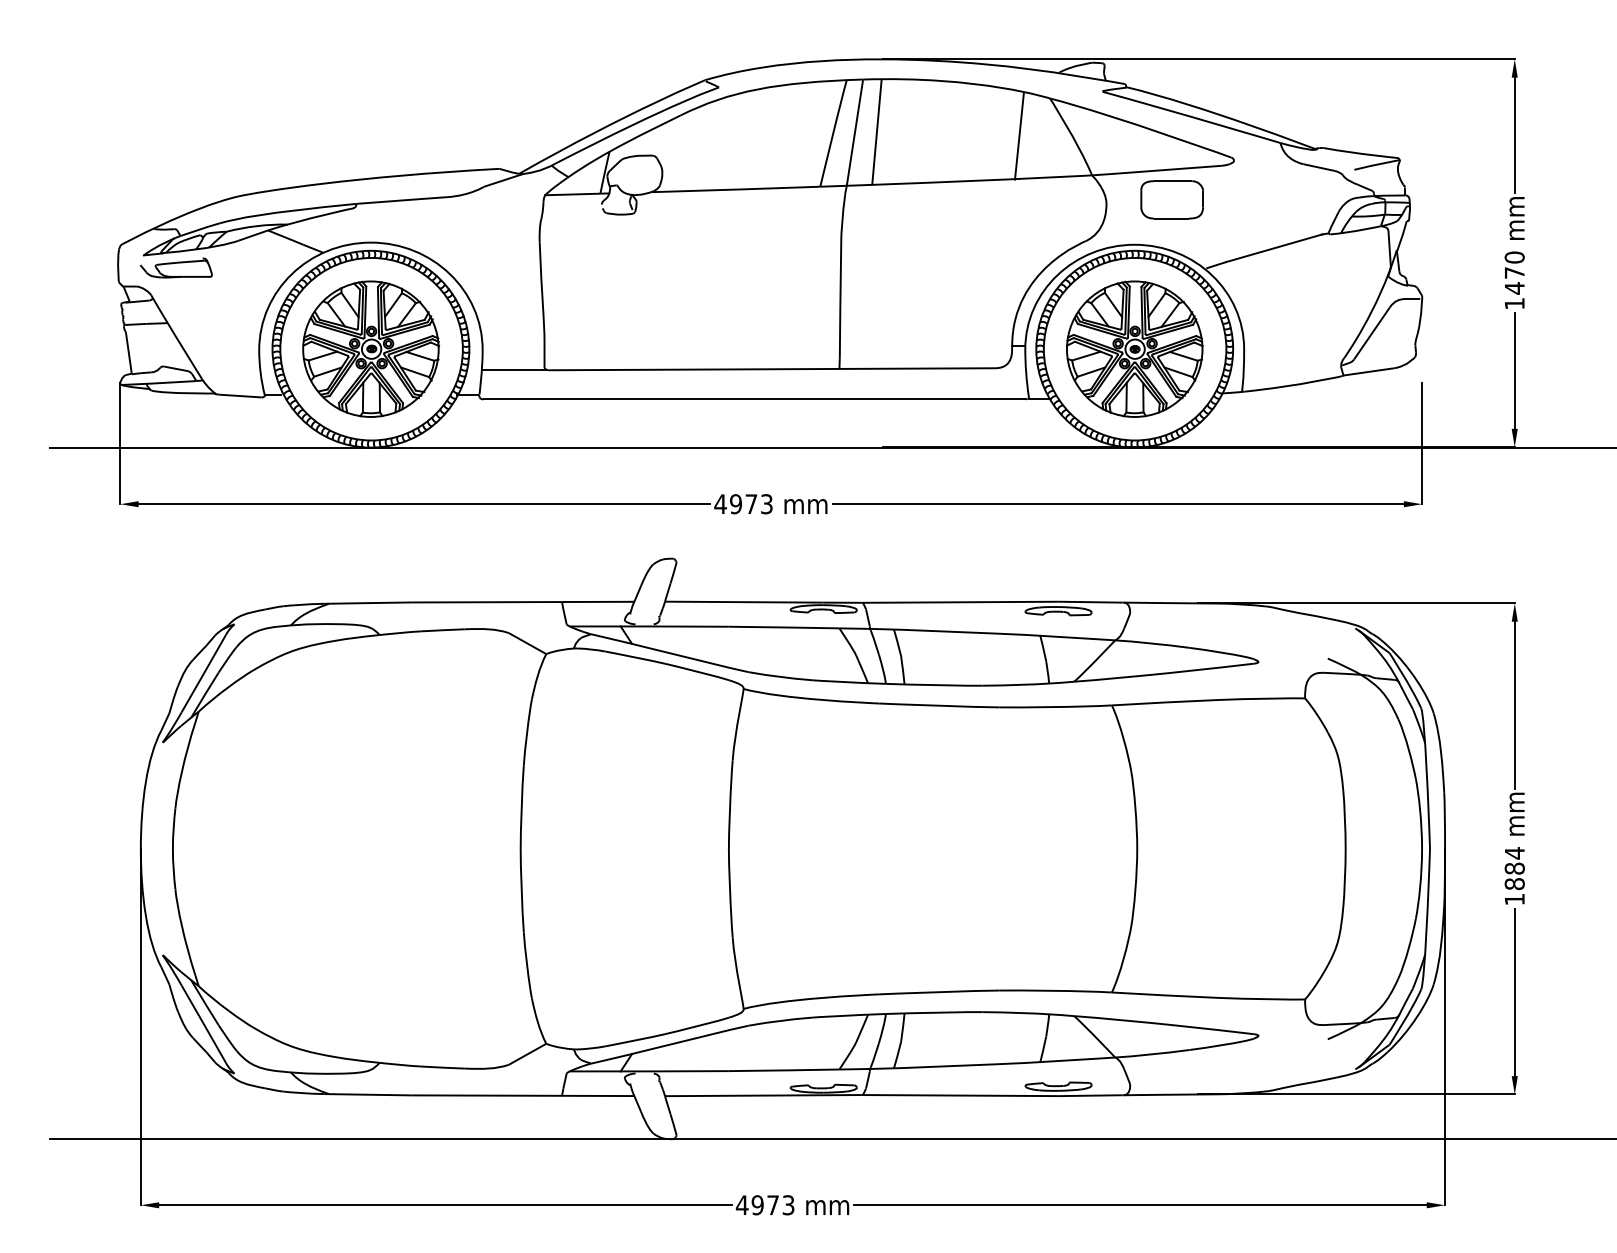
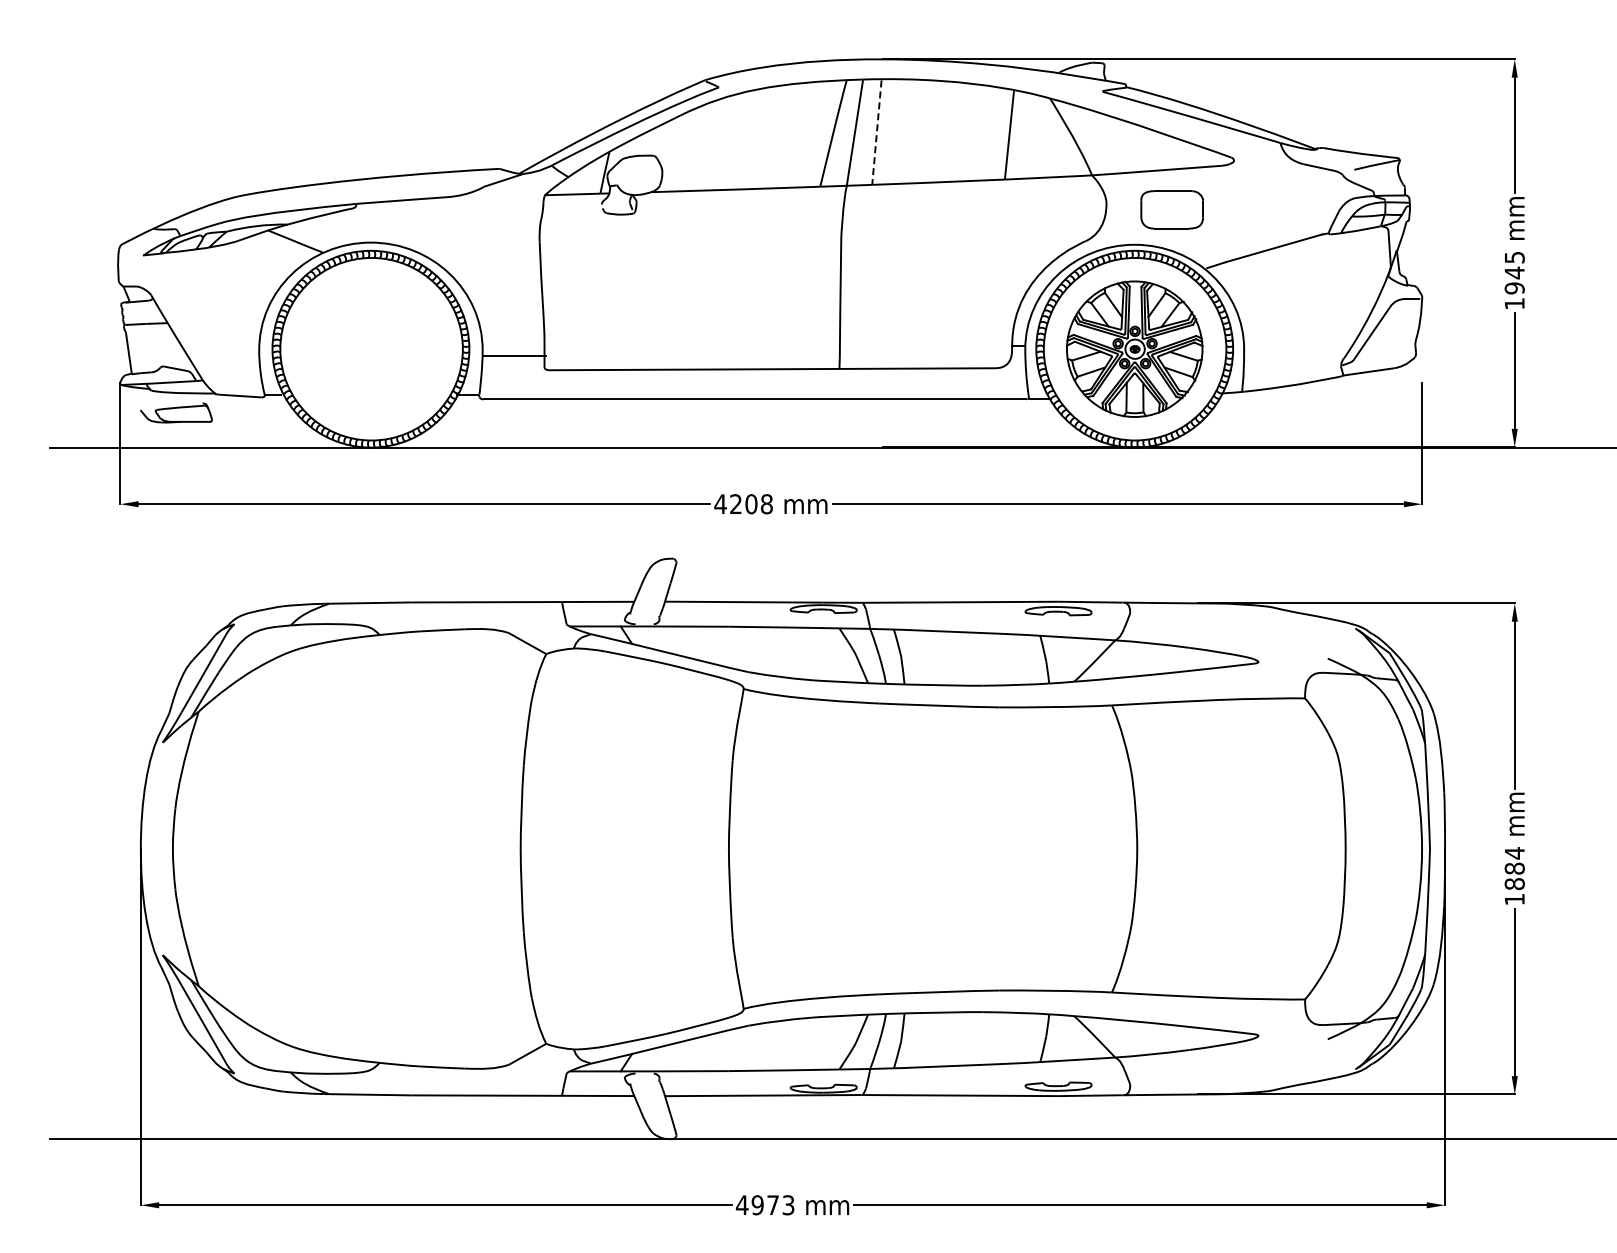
line: solid -> dashed (876, 133)
line position: (1019, 136) -> (1009, 135) (1009, 135)
part position: (1171, 199) -> (1171, 209) (1171, 209)
part position: (176, 267) -> (176, 412) (176, 412)
text: 1470 -> 1945 (1514, 272)
part: present -> none (371, 348)
line position: (514, 369) -> (514, 355) (514, 355)
text: 4973 -> 4208 (751, 504)
